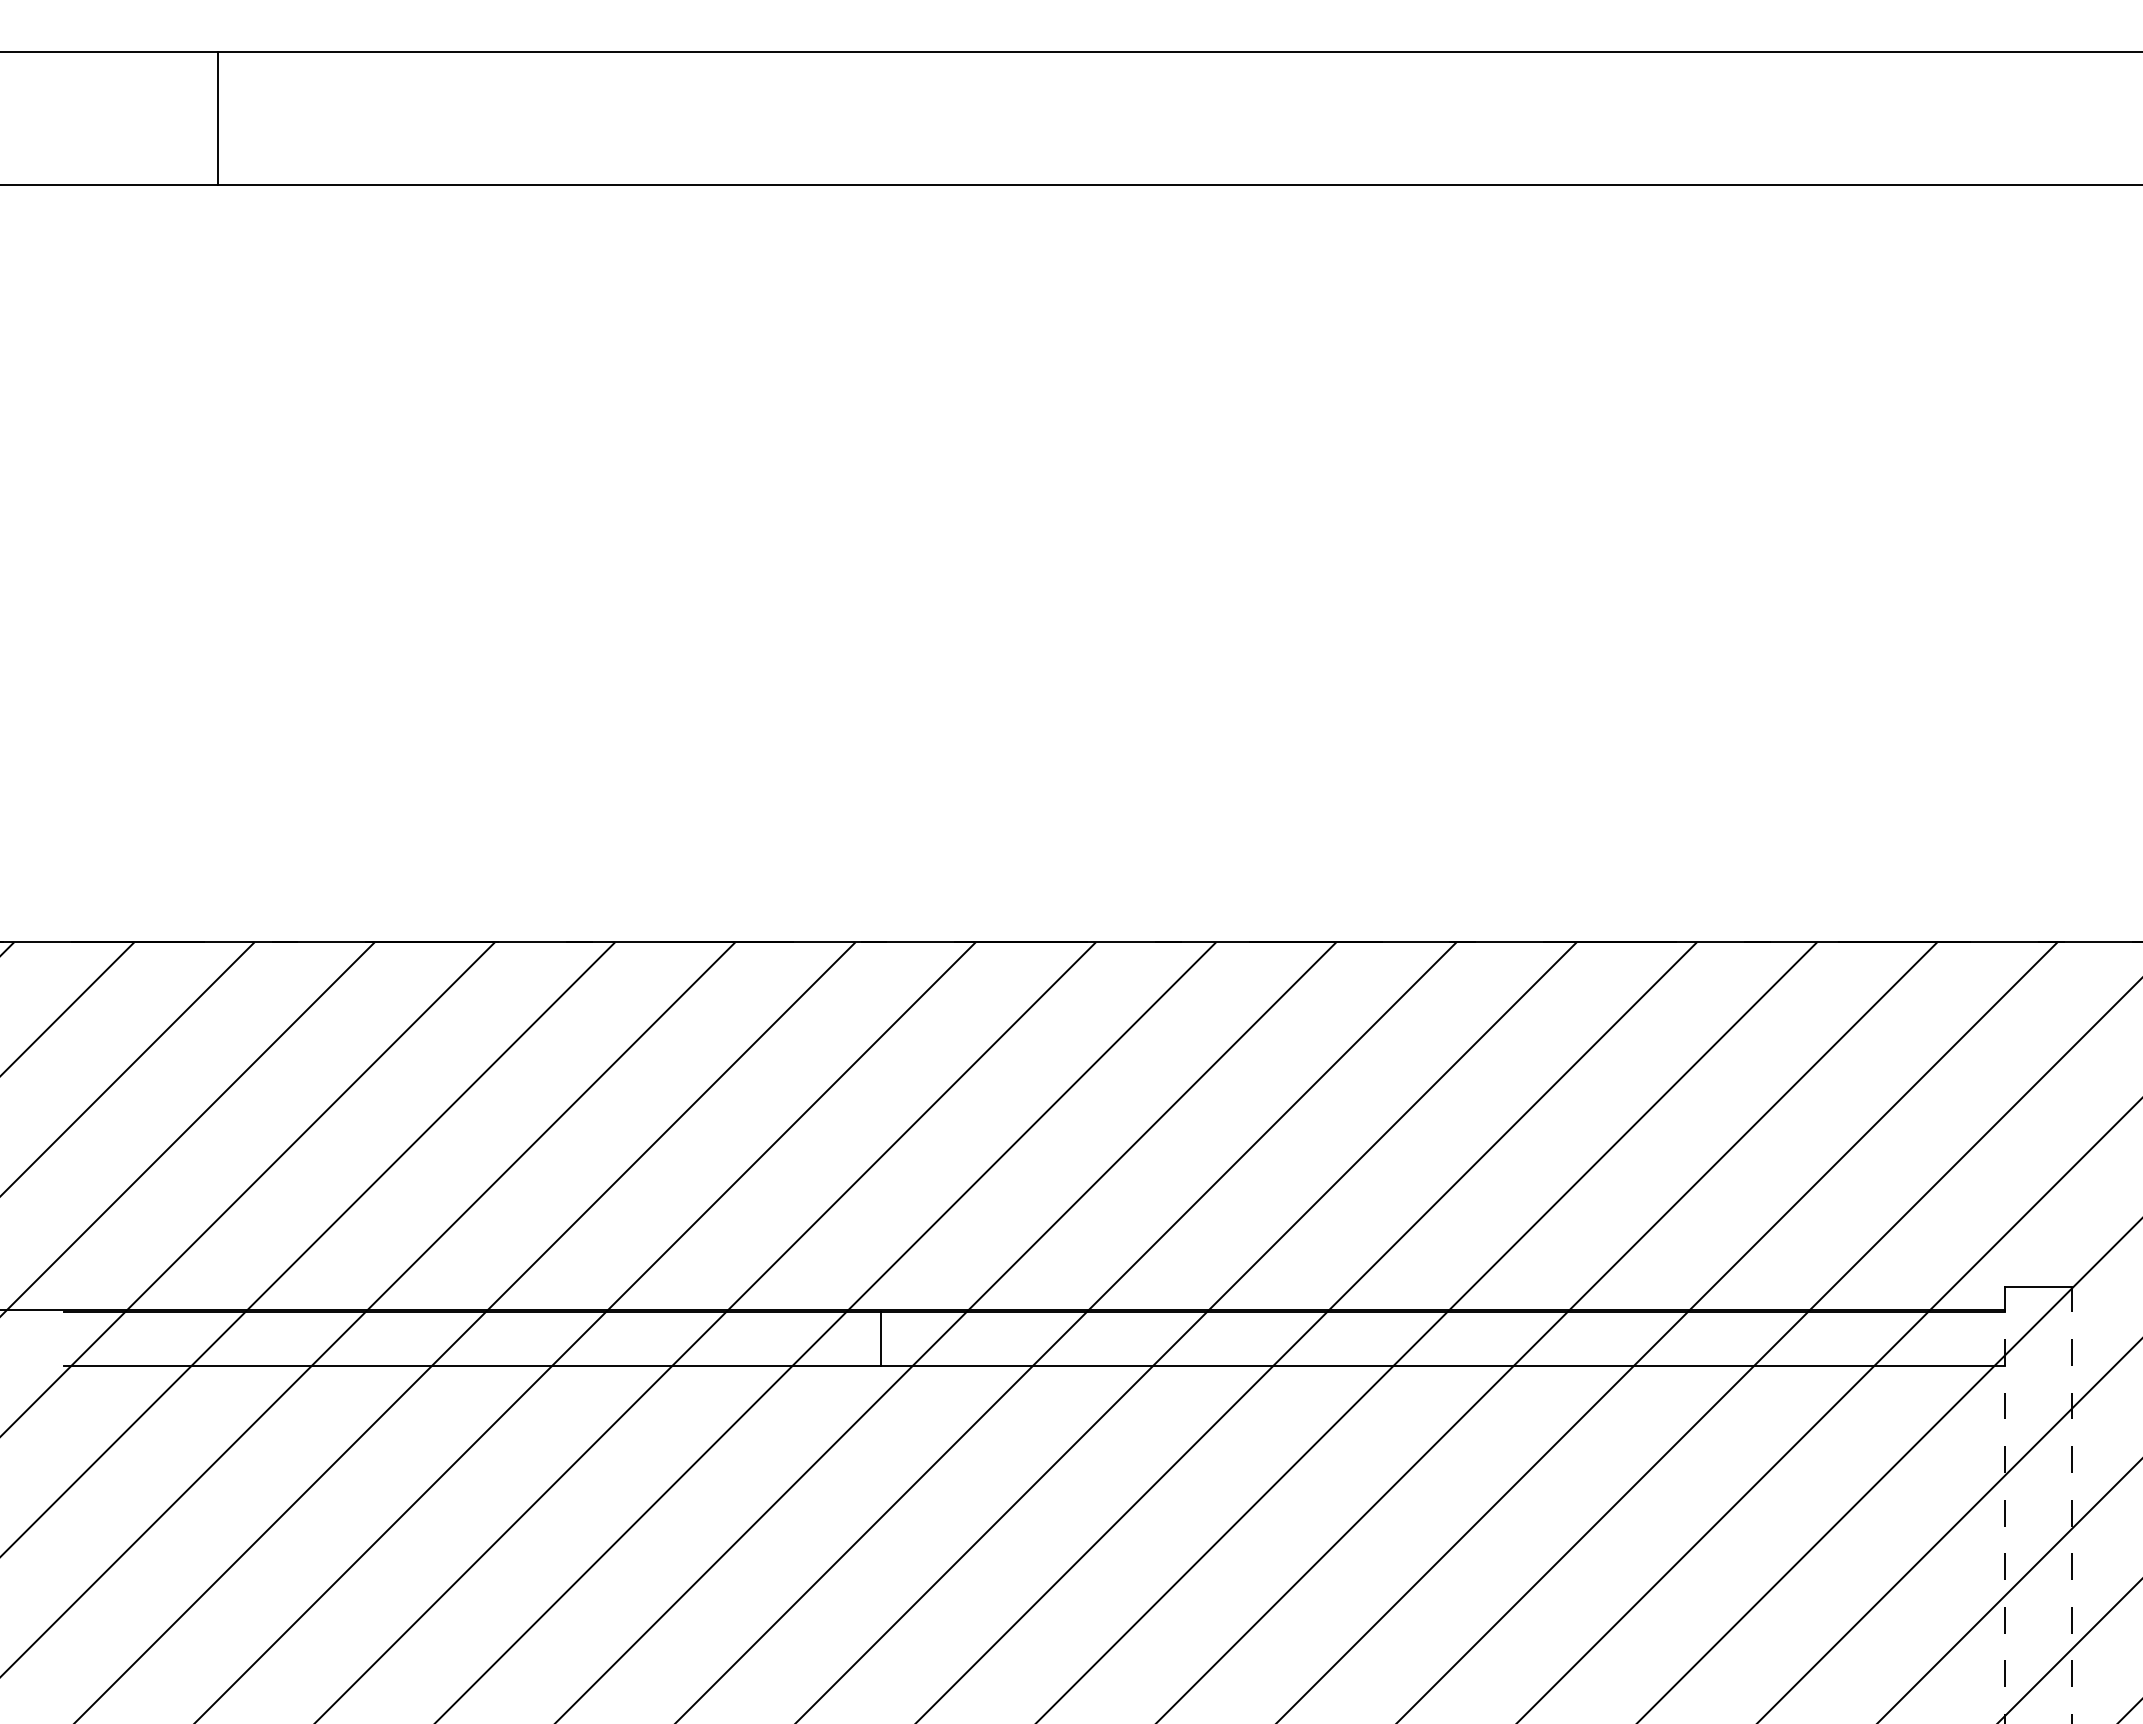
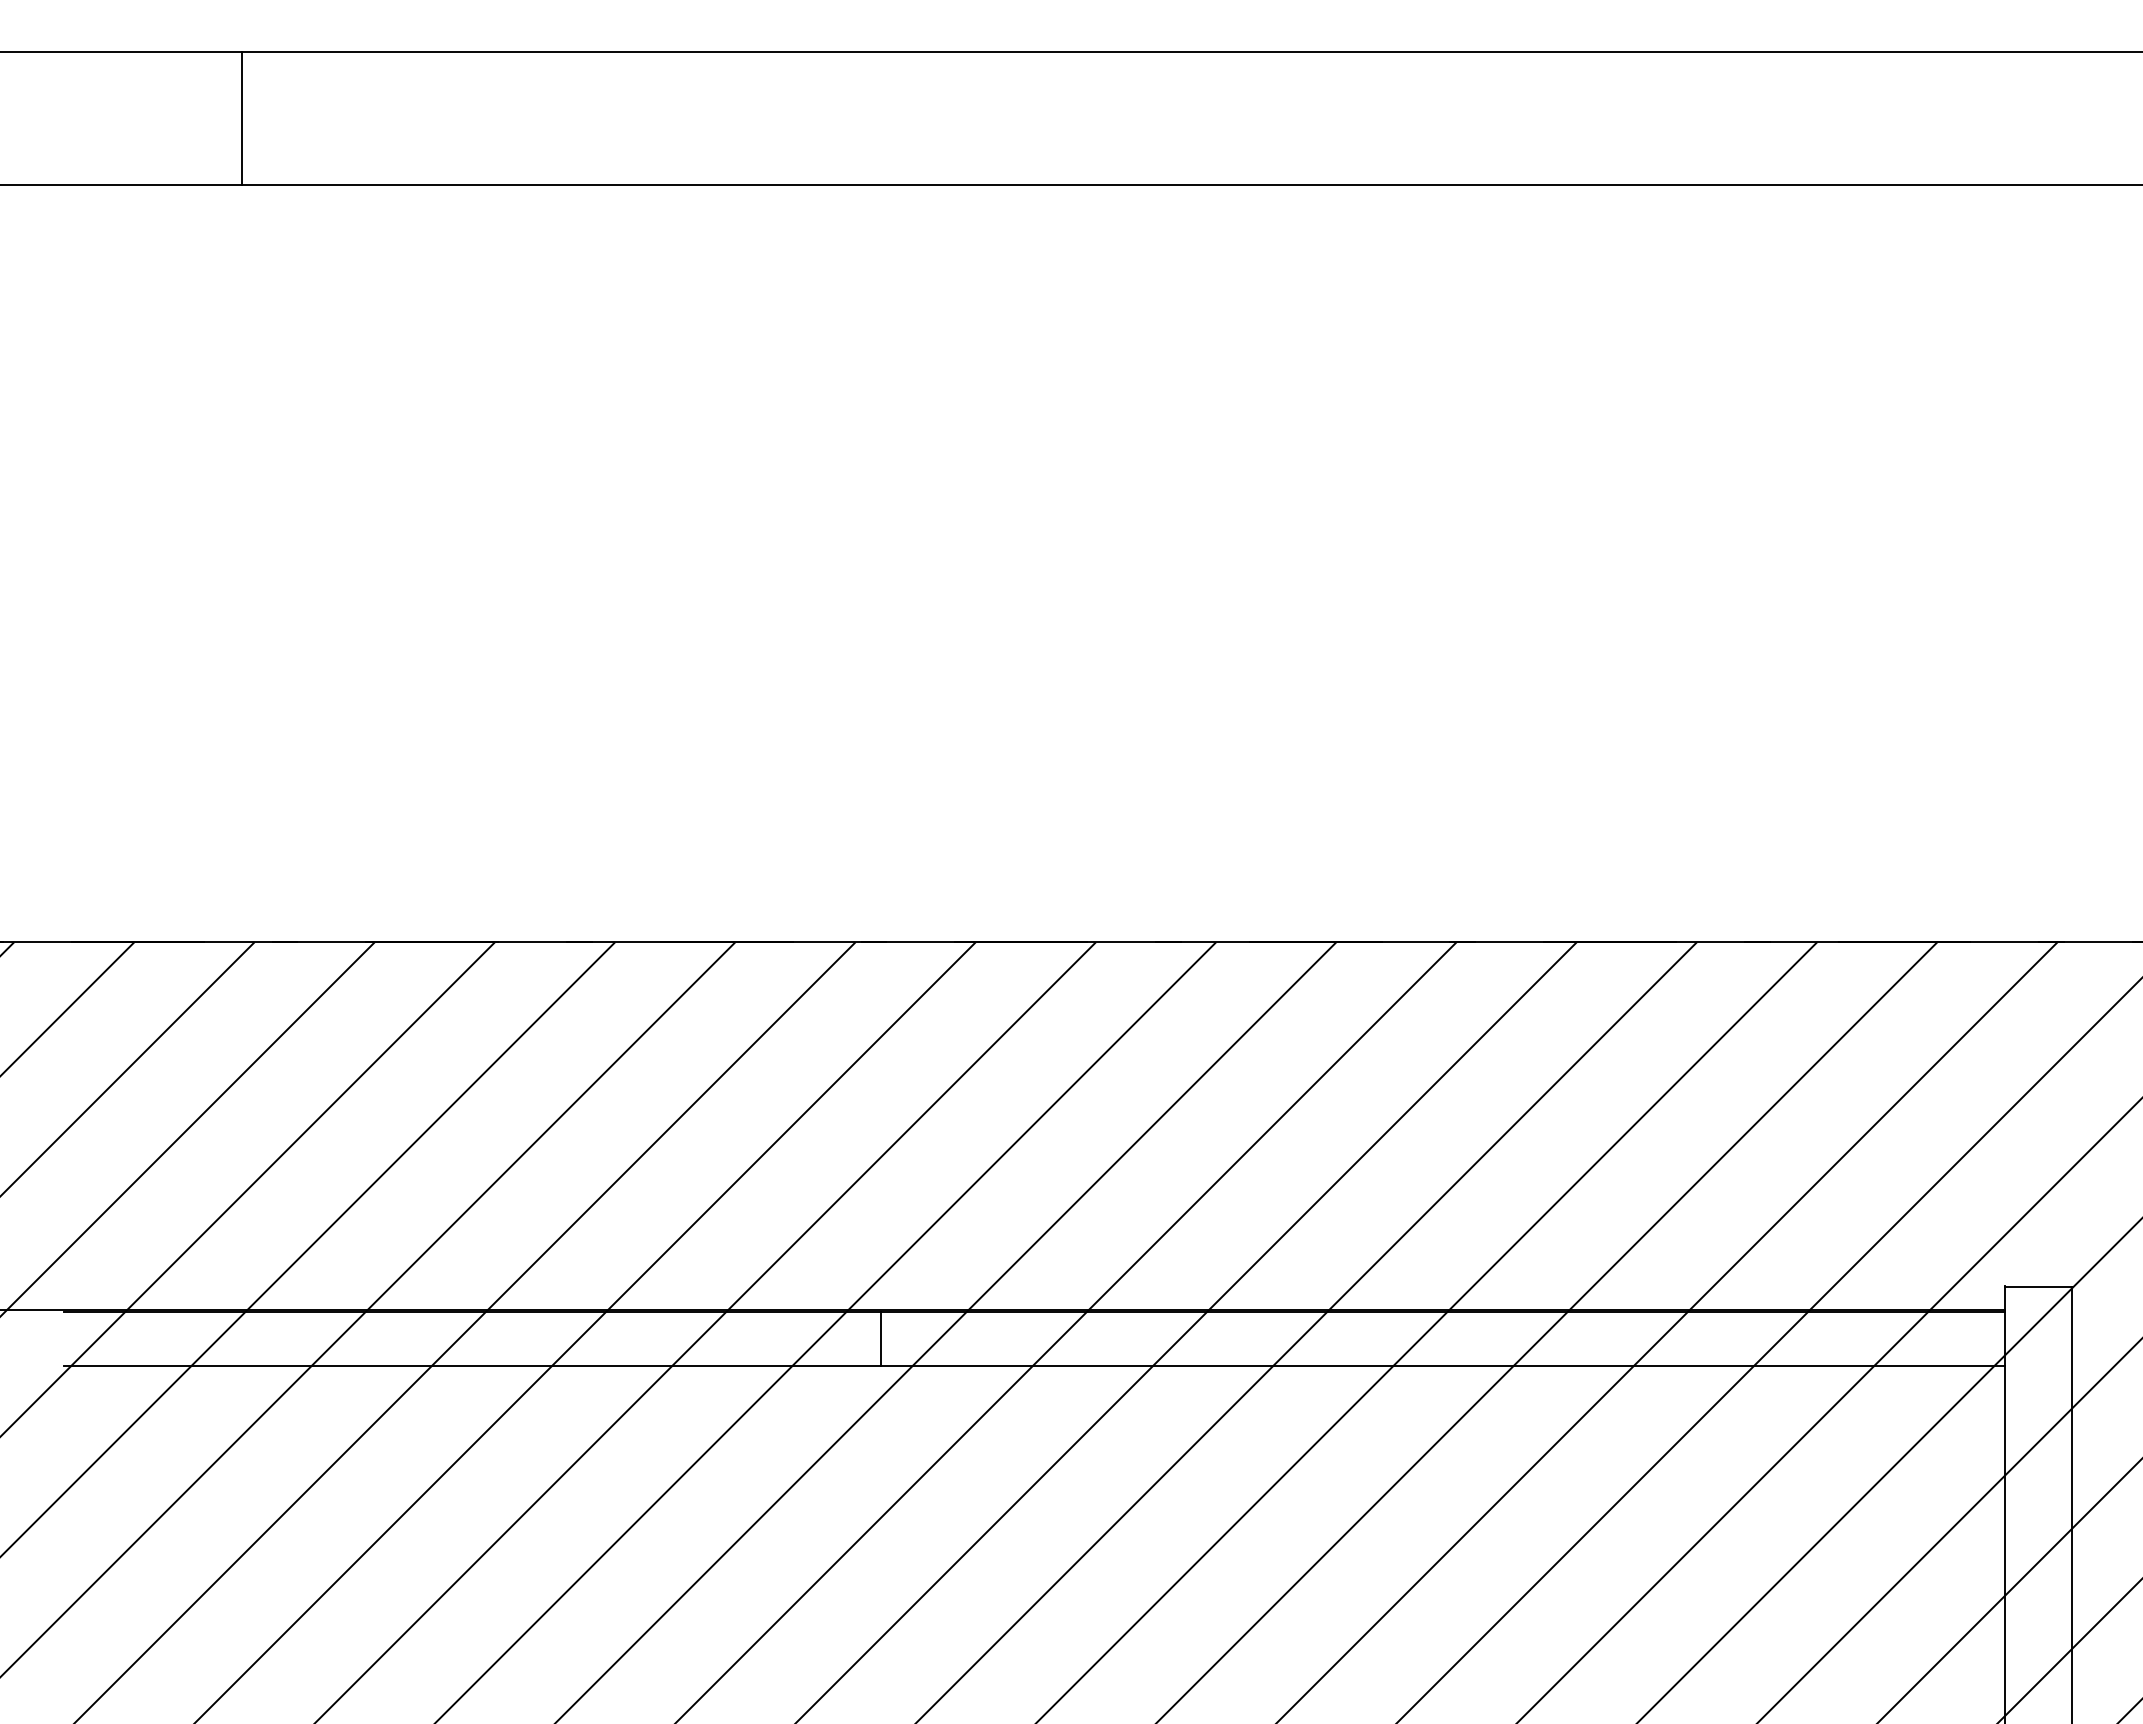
line position: (217, 118) -> (241, 118) (241, 118)
line: dashed -> solid (2005, 1504)
line: dashed -> solid (2072, 1504)
